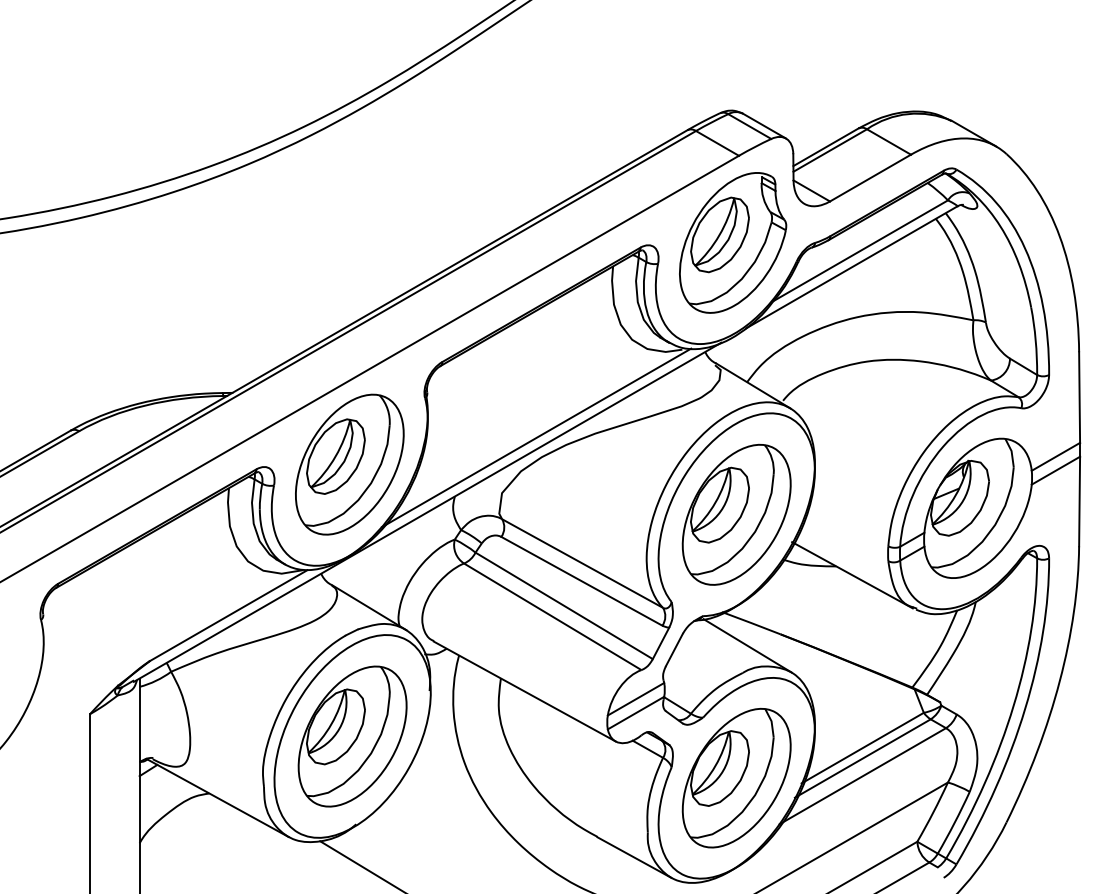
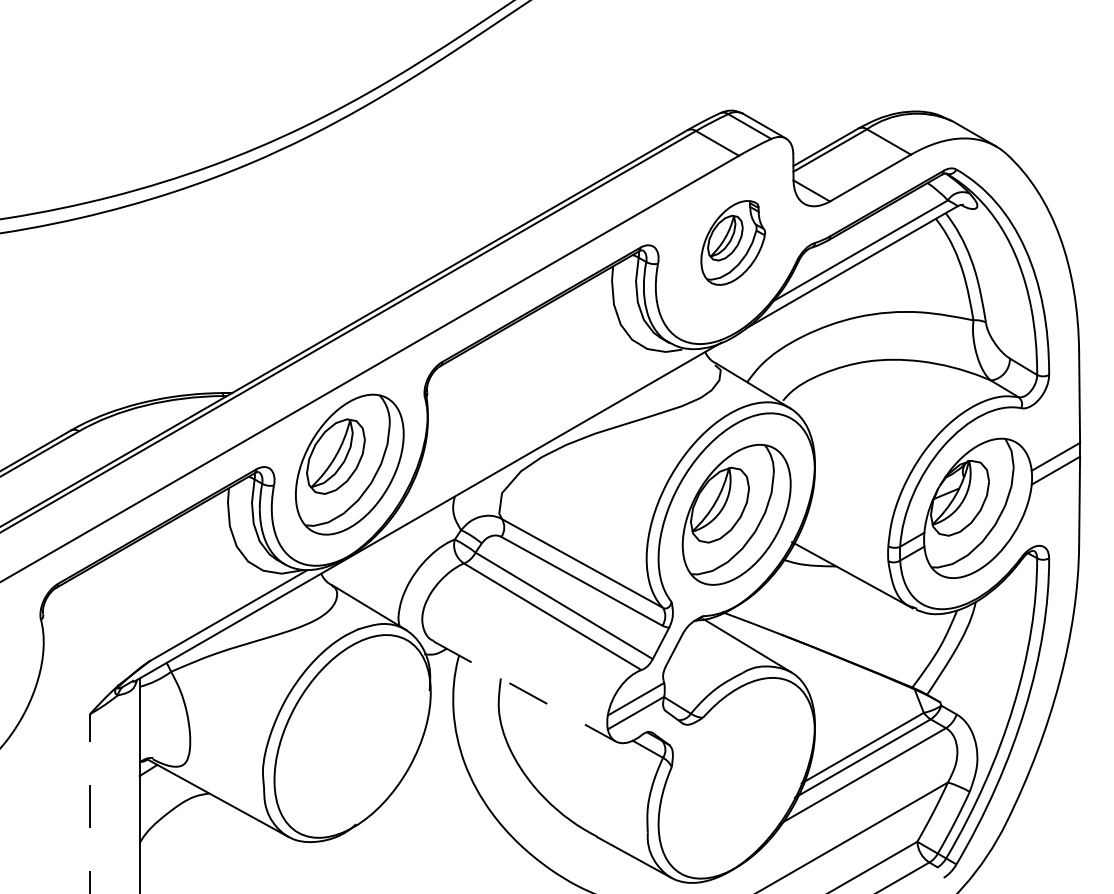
part size: 109x142 px -> 67x86 px (733, 242)
line: present -> none (536, 437)
line: solid -> dashed (524, 691)
part: present -> none (352, 736)
part: present -> none (736, 777)
line: solid -> dashed (89, 804)
line: present -> none (360, 865)
